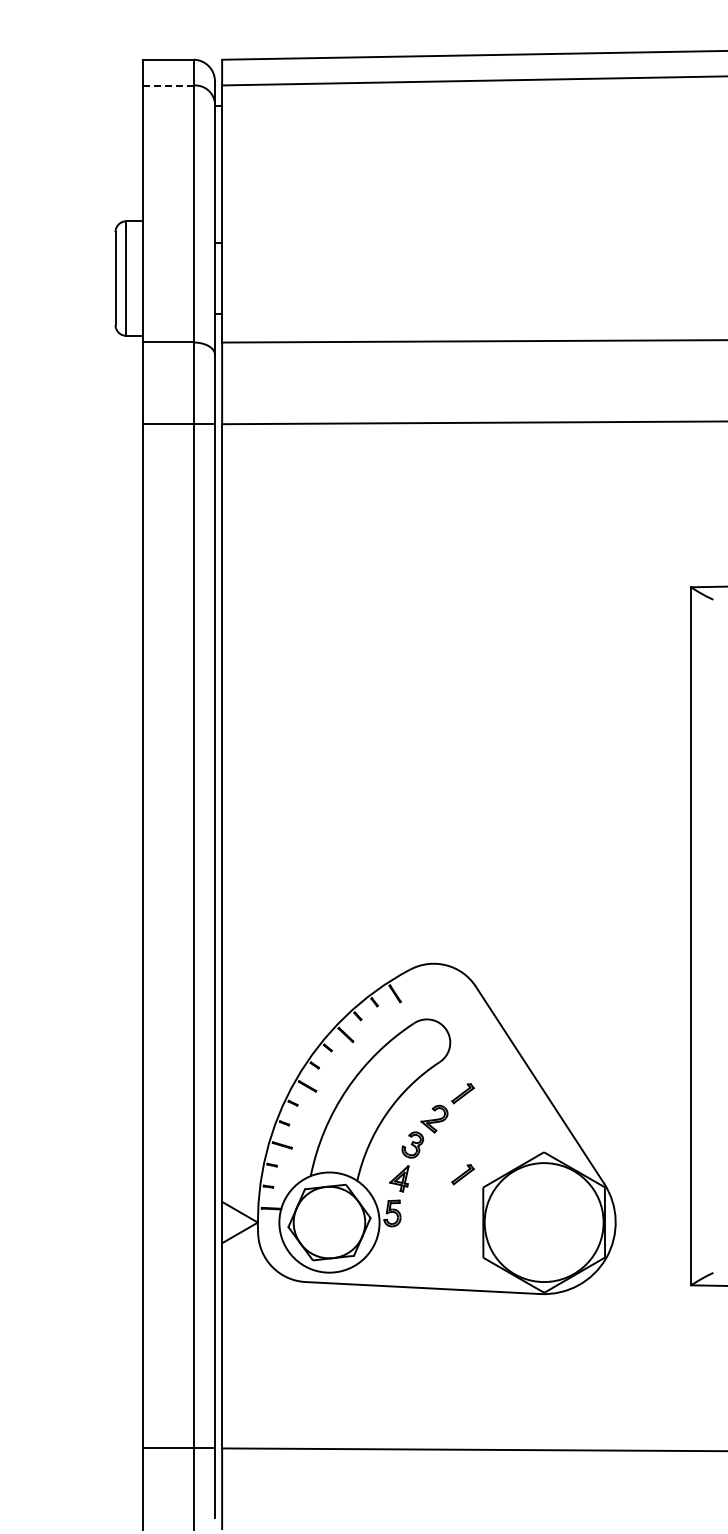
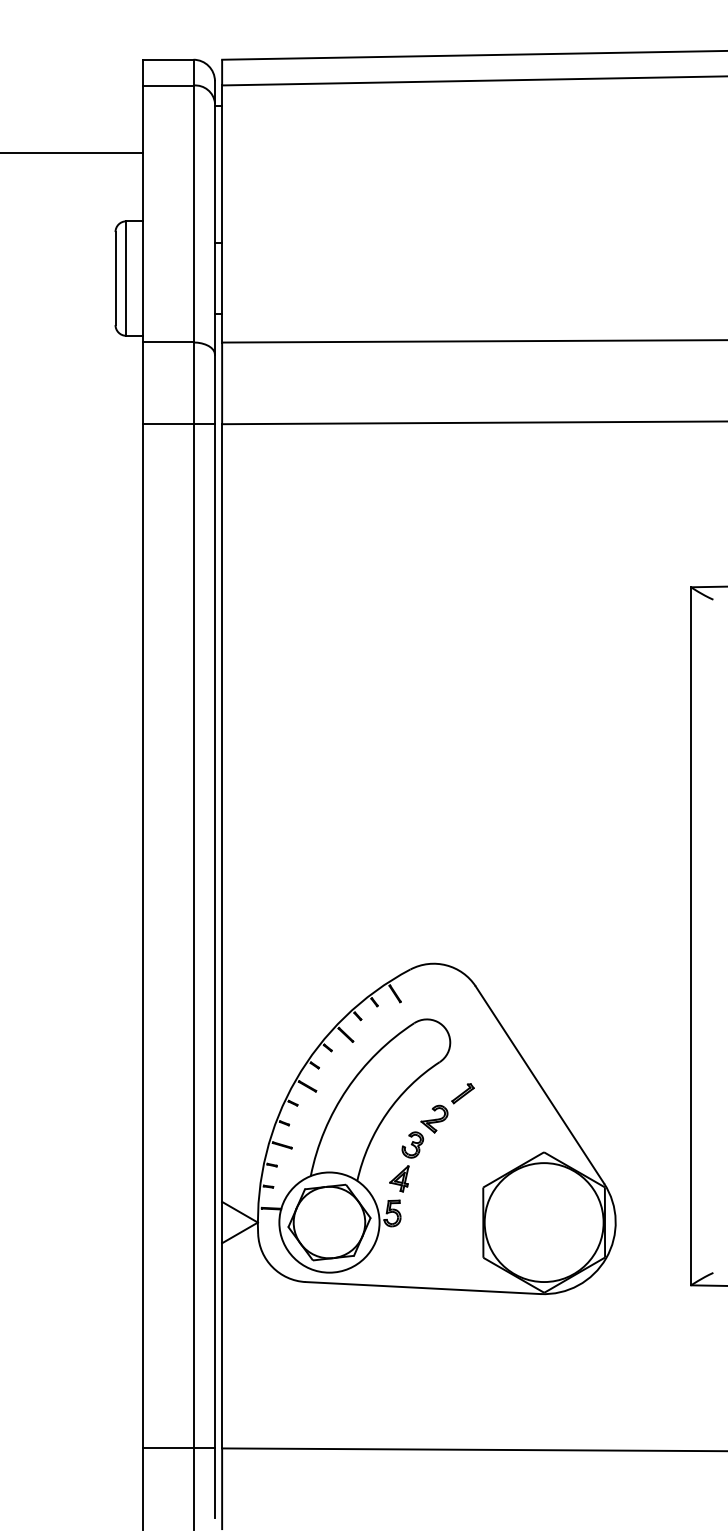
line: dashed -> solid (167, 85)
line: none -> present (72, 152)
part: present -> none (462, 1174)
